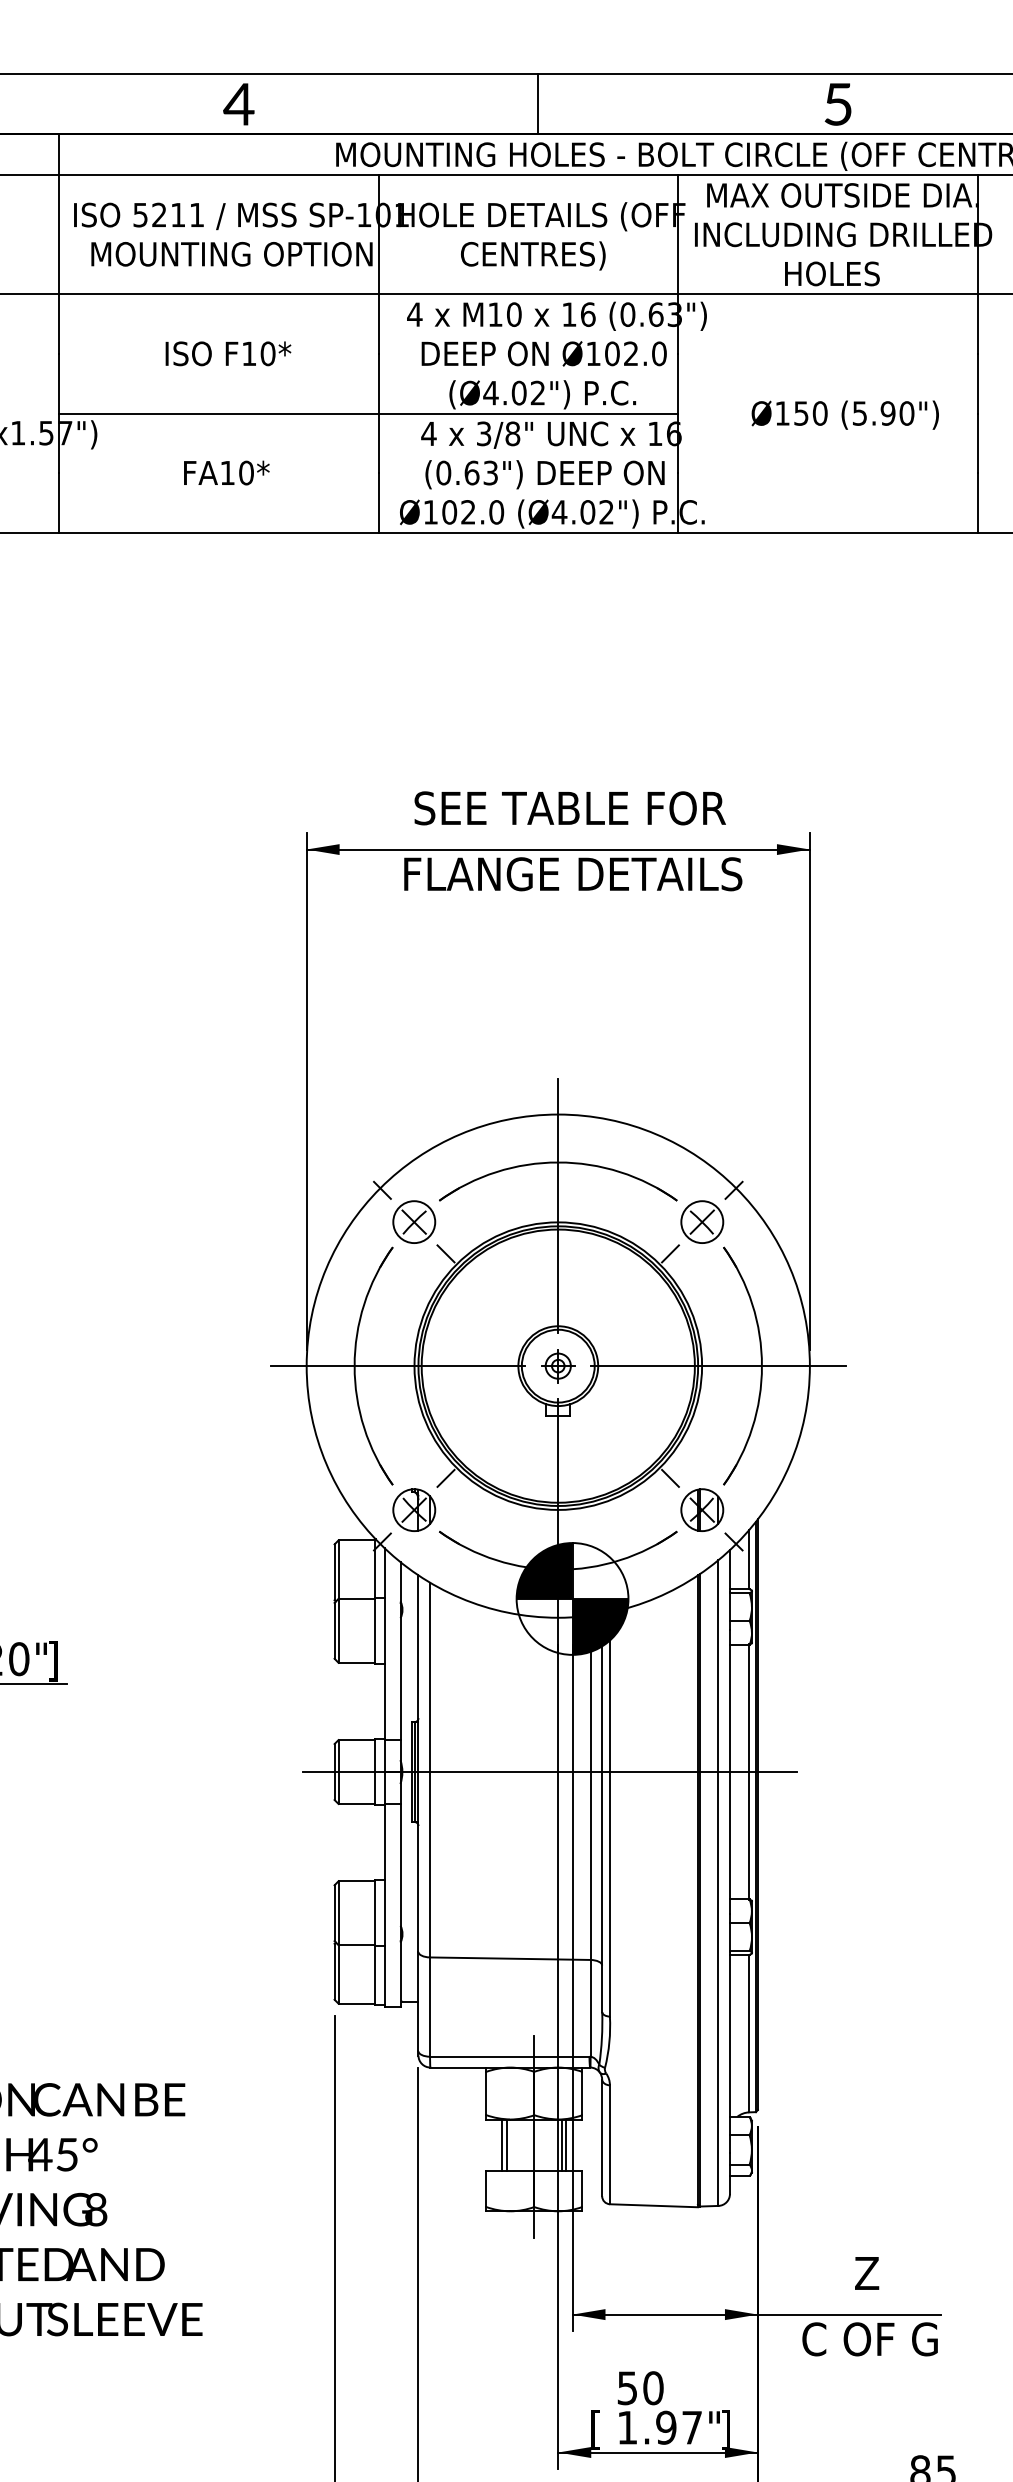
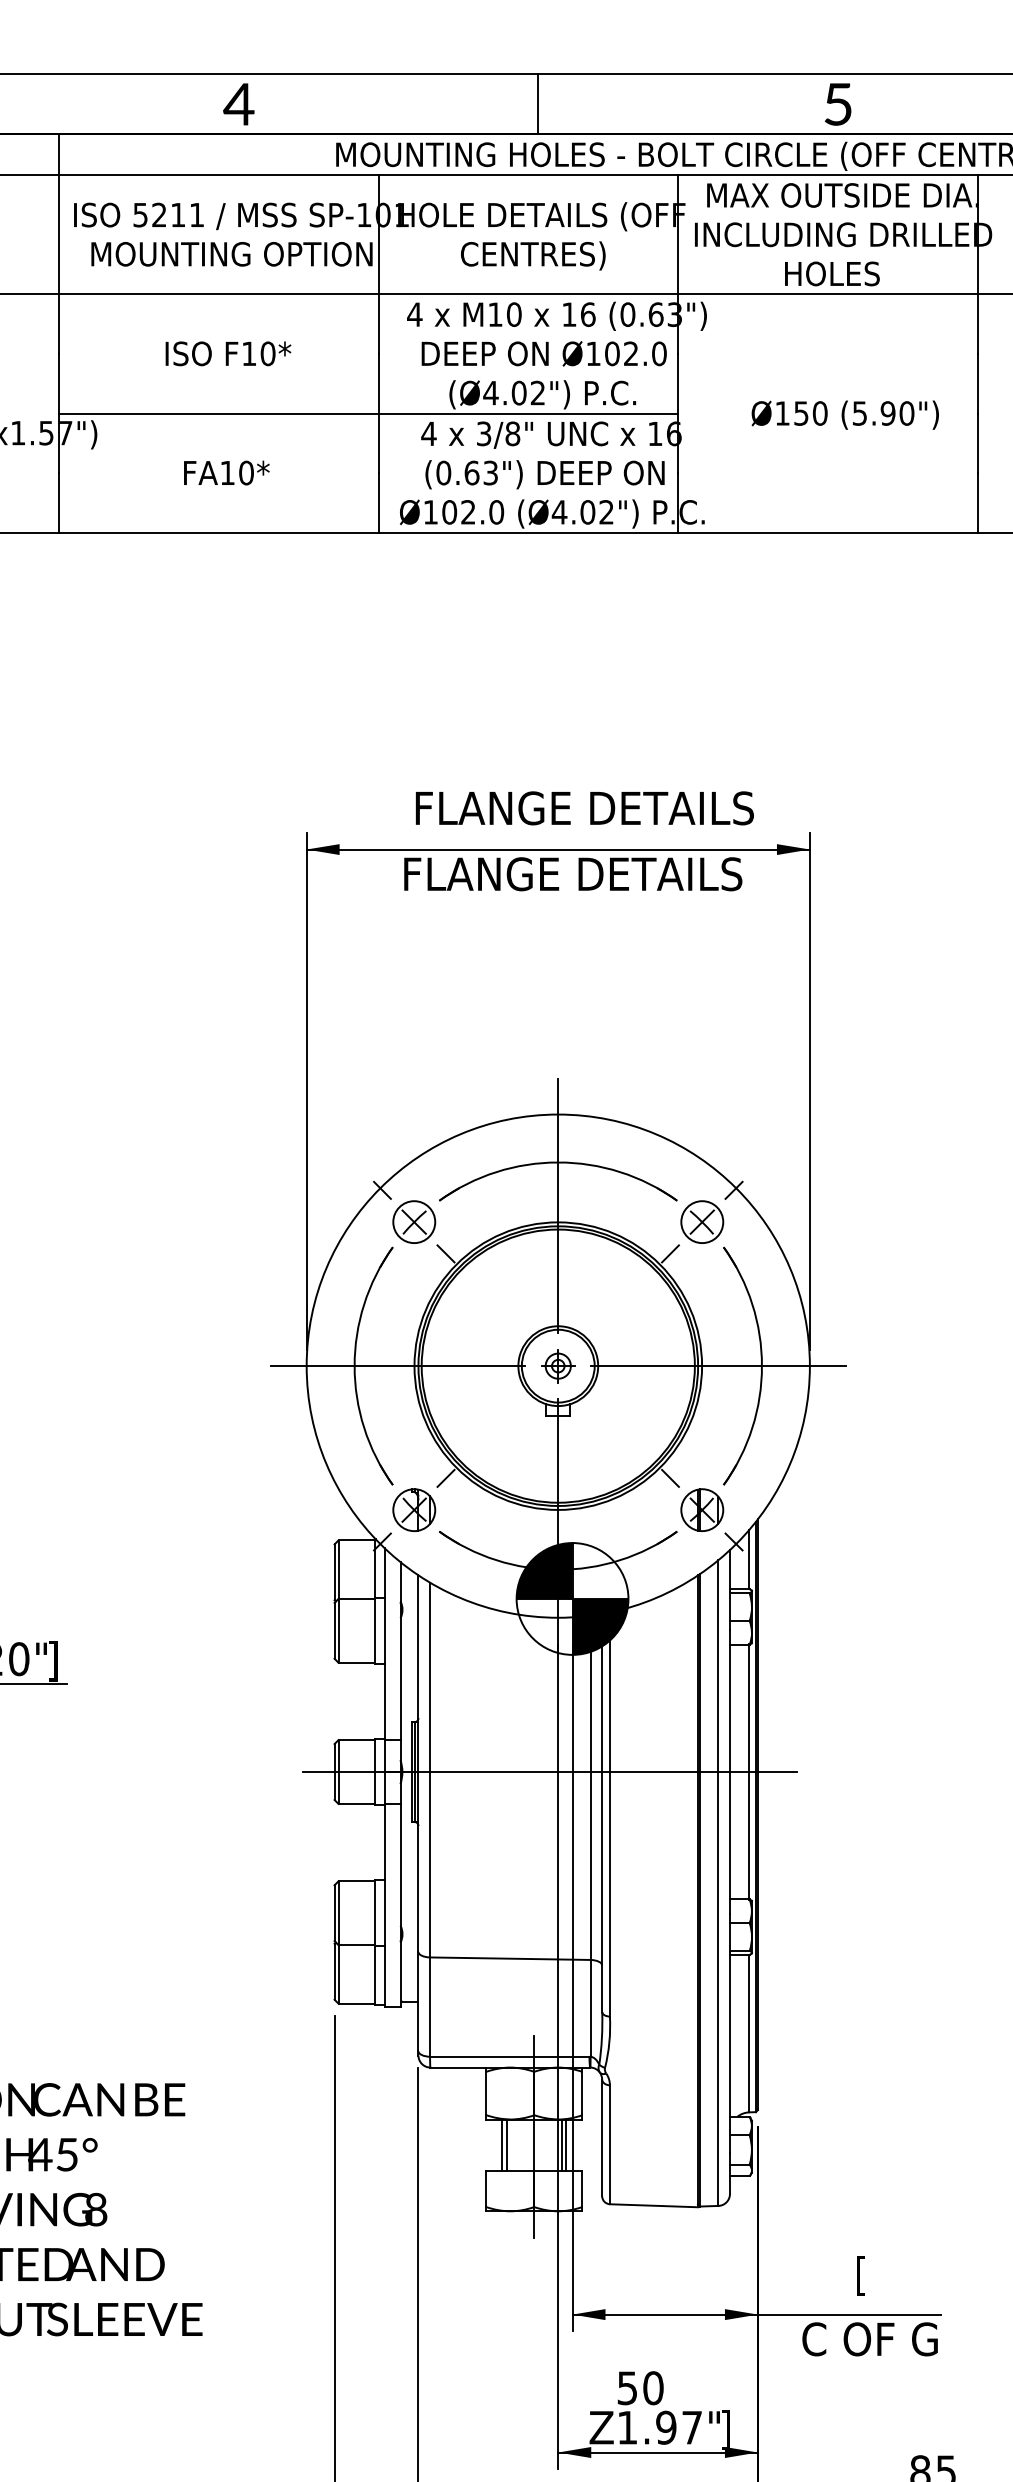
text: SEE TABLE FOR -> FLANGE DETAILS (583, 808)
text: Z -> [ (867, 2275)
text: [ -> Z (601, 2429)
